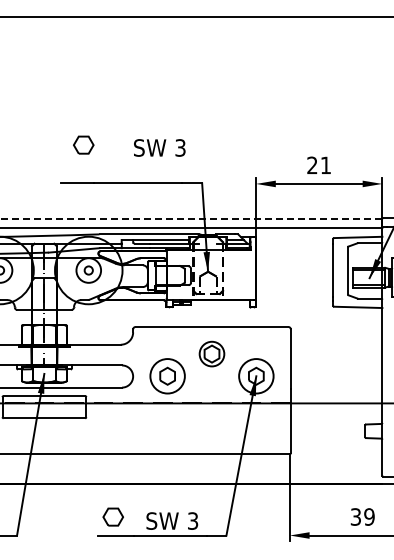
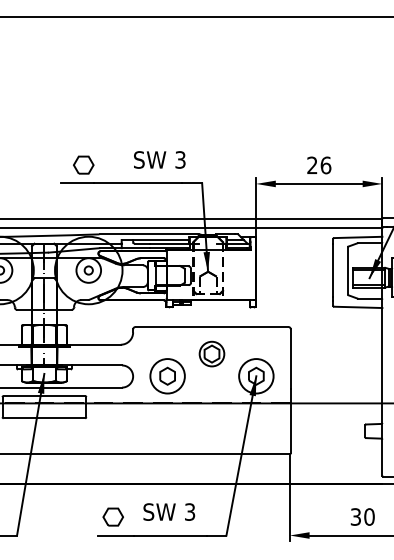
part position: (83, 144) -> (83, 164) (83, 164)
text position: (159, 147) -> (159, 159) (159, 159)
text: 21 -> 26 (325, 165)
line: dashed -> solid (191, 218)
text: 39 -> 30 (369, 516)
text position: (172, 520) -> (169, 511) (169, 511)
